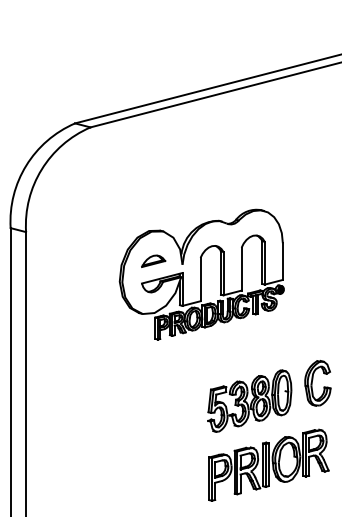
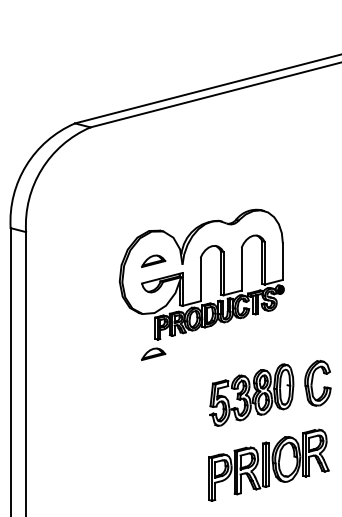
part: none -> present (153, 353)
part position: (249, 400) -> (251, 394) (251, 394)
